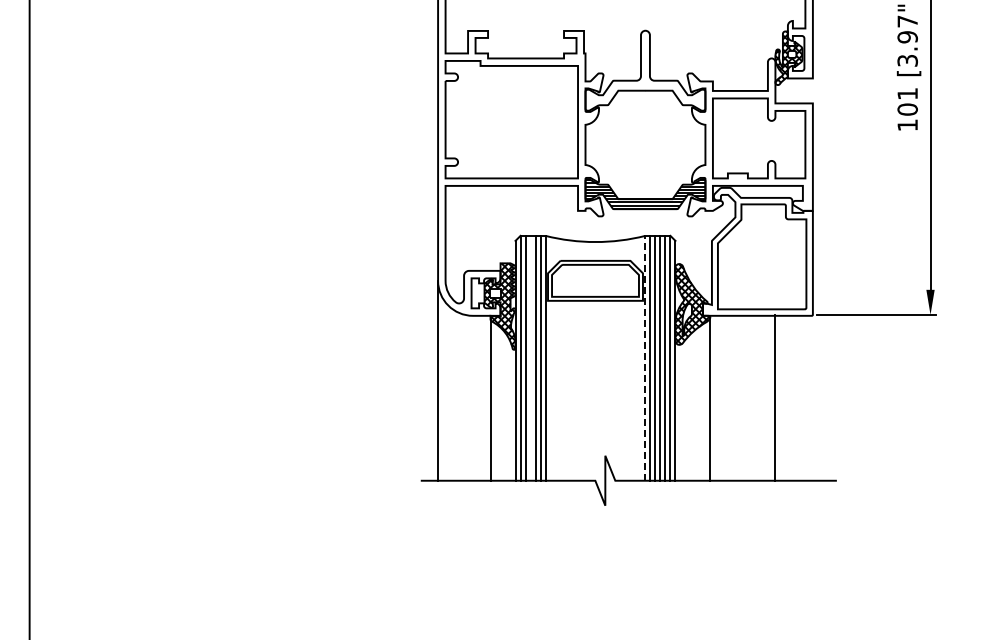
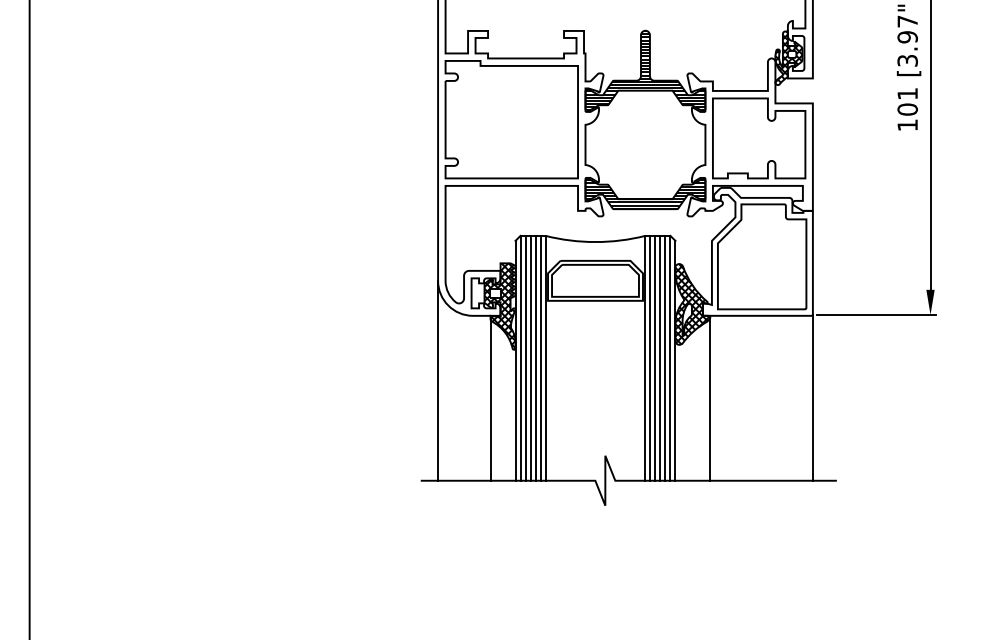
hatch: none -> present (645, 70)
line: none -> present (530, 357)
line: dashed -> solid (645, 357)
line position: (774, 397) -> (812, 397) (812, 397)
